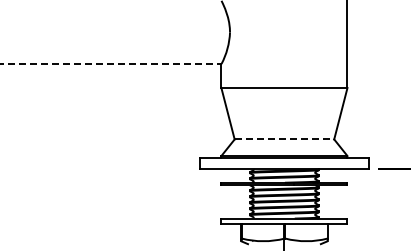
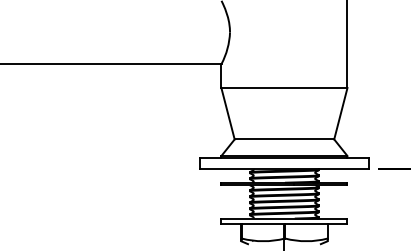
line: dashed -> solid (111, 64)
line: dashed -> solid (284, 139)
